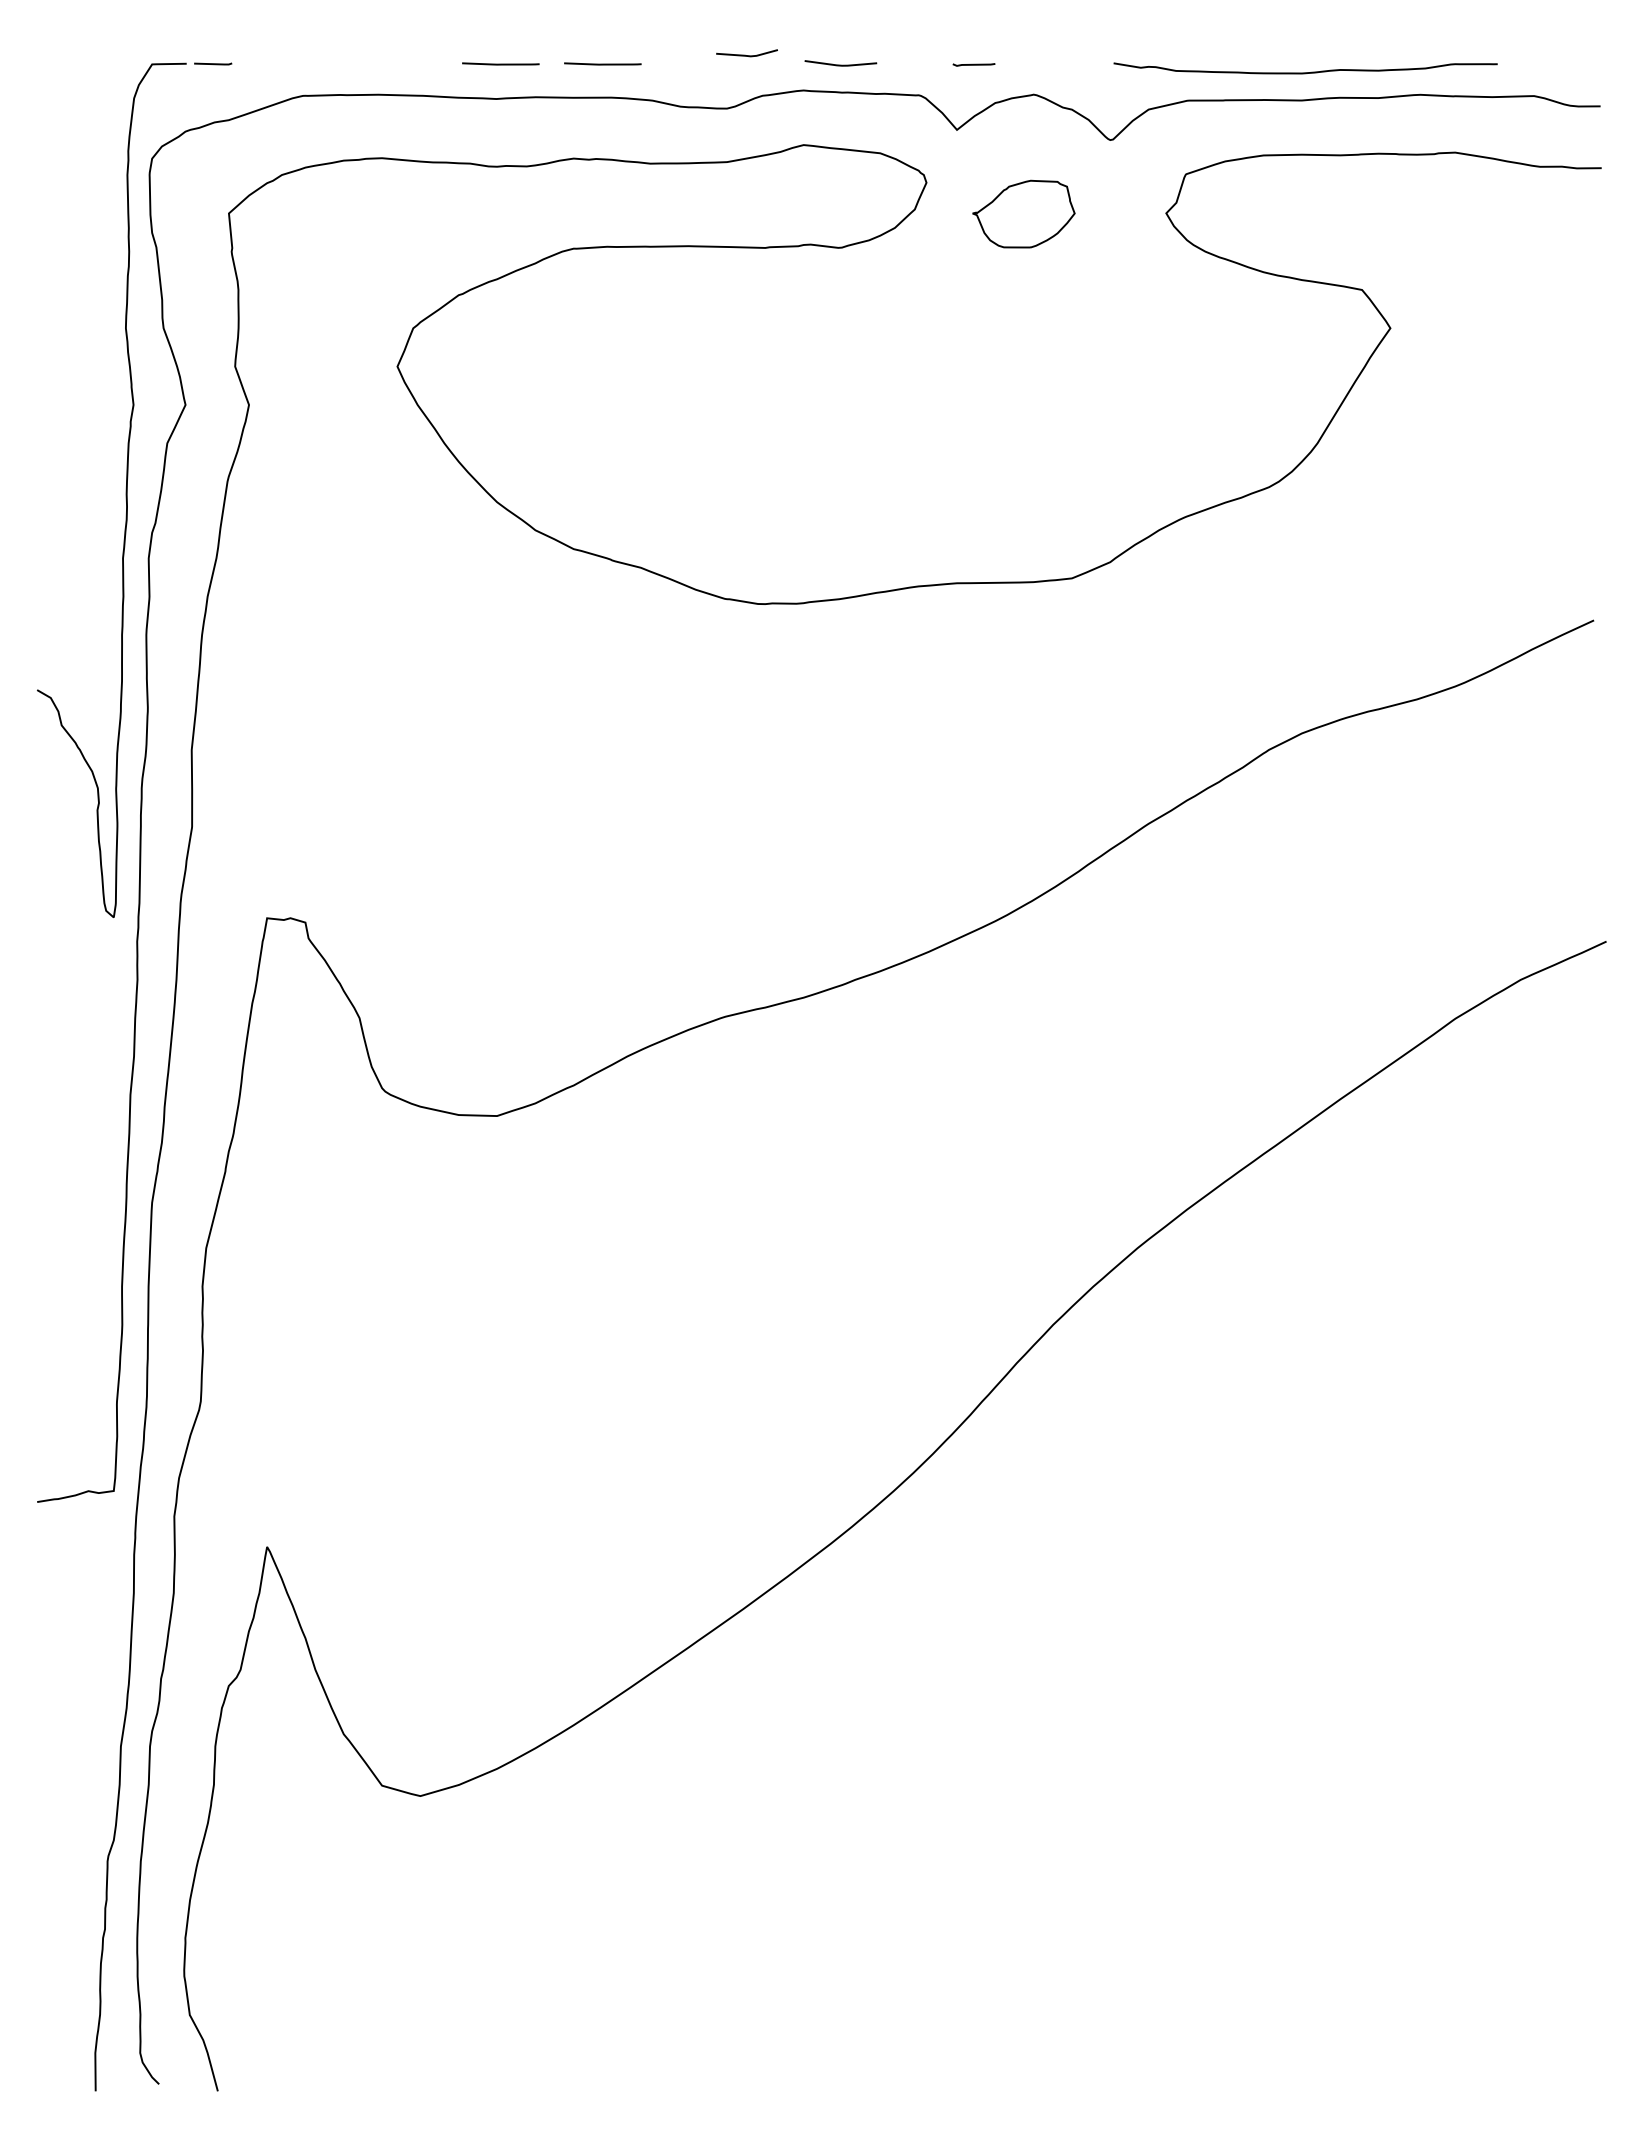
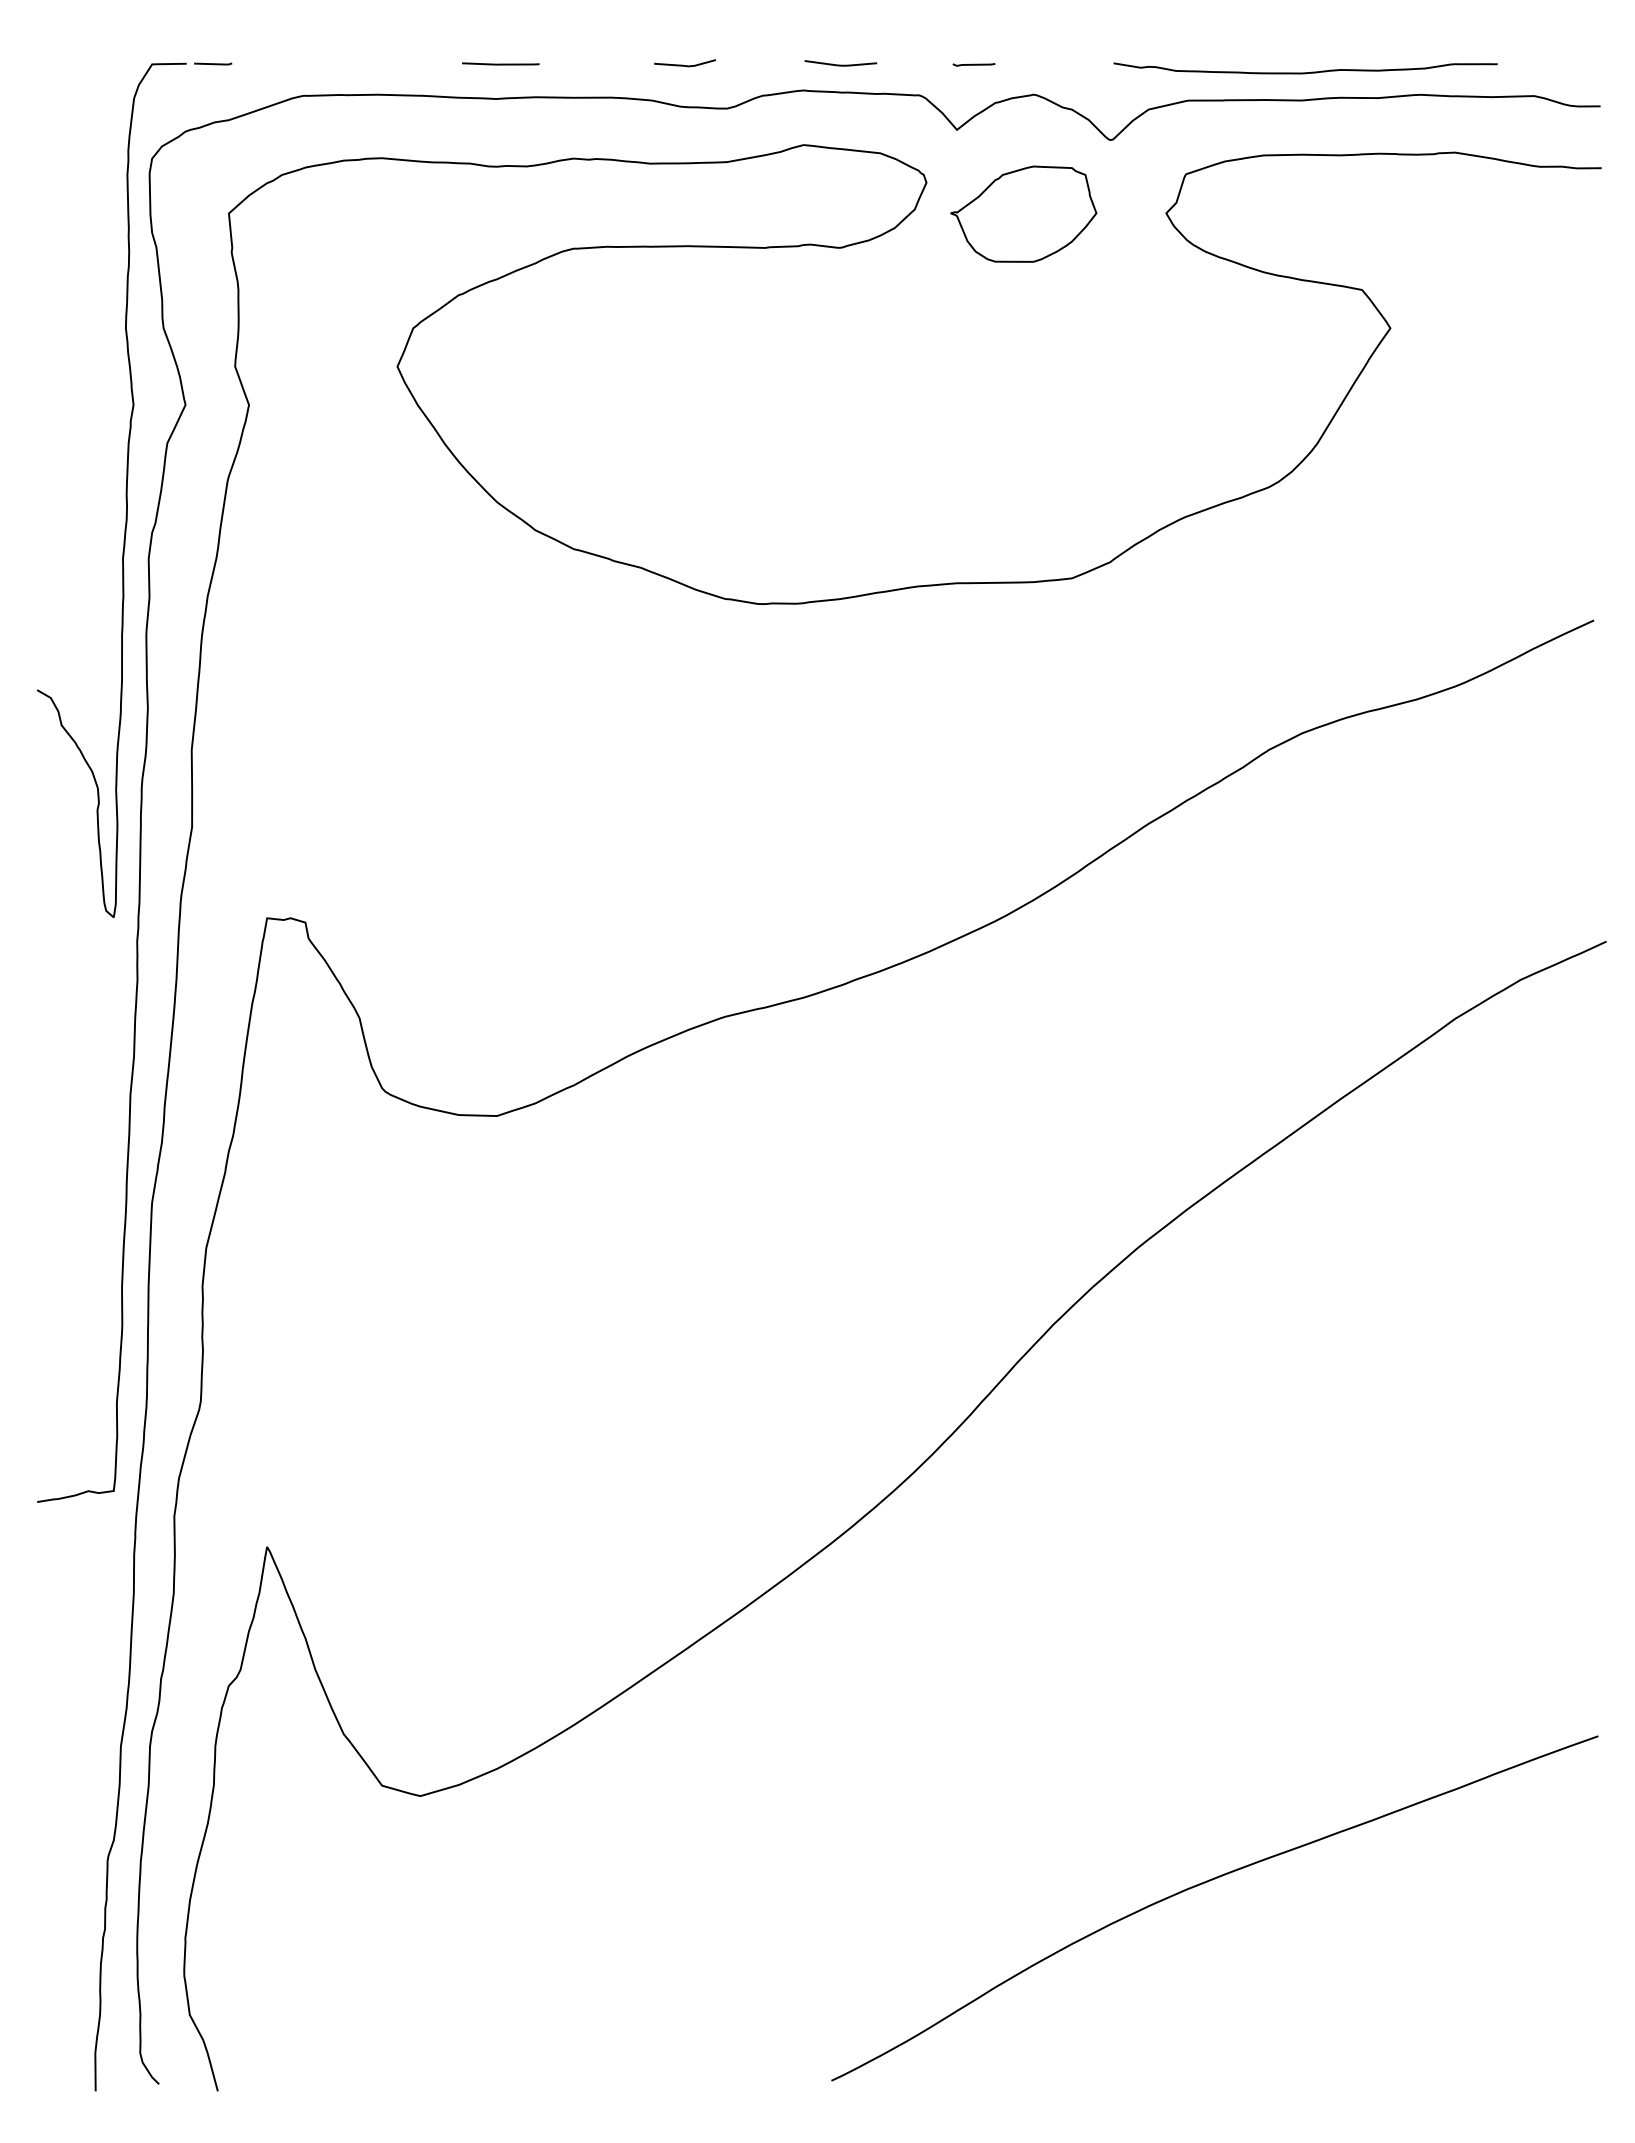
line position: (745, 54) -> (683, 64) (683, 64)
line: present -> none (602, 63)
part size: 104x70 px -> 148x98 px (1023, 213)
curve: none -> present (1205, 1883)
